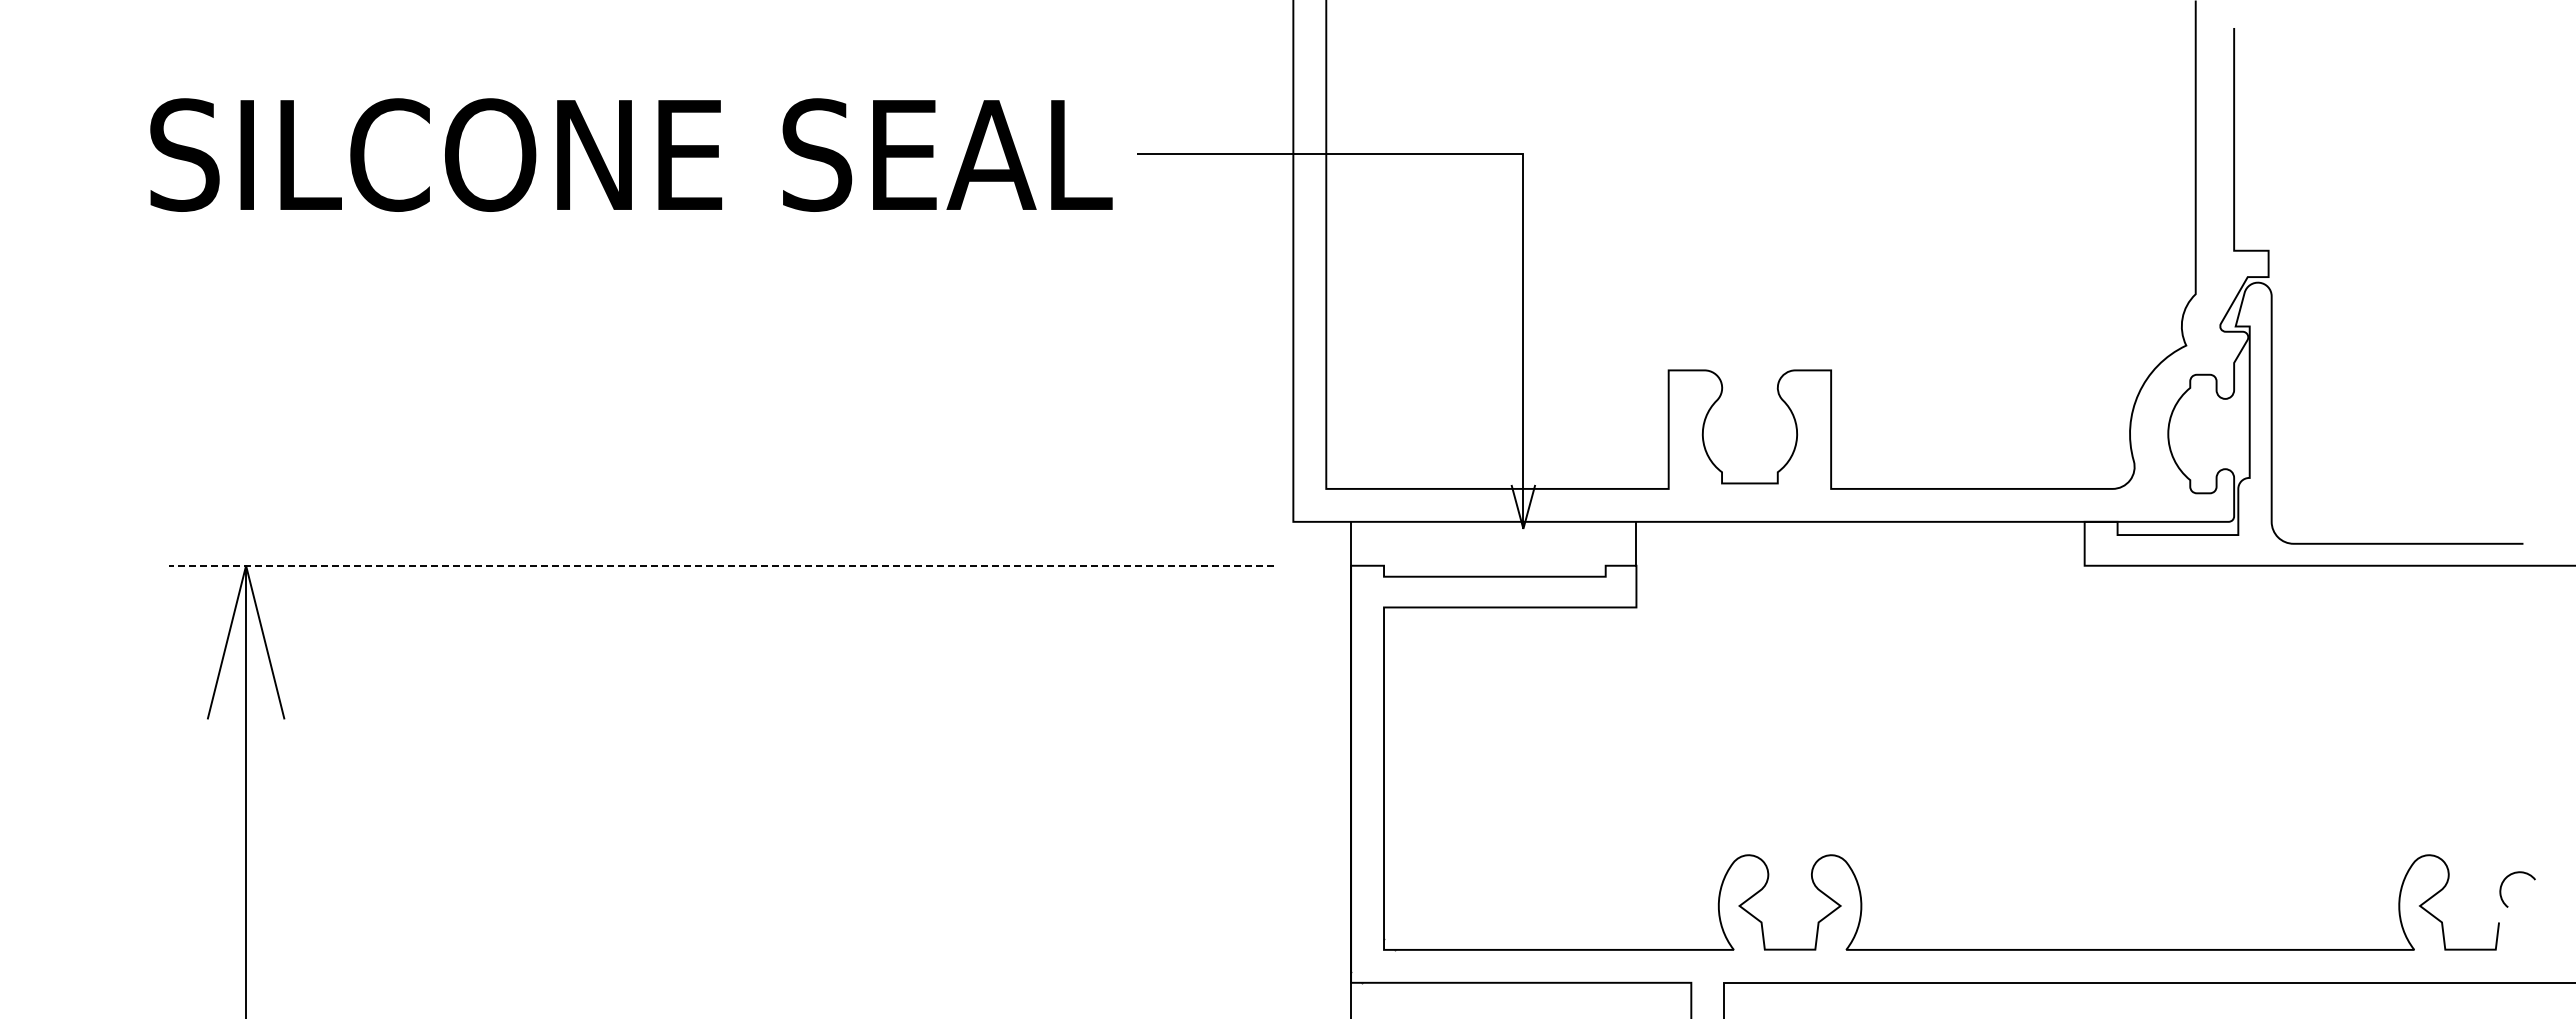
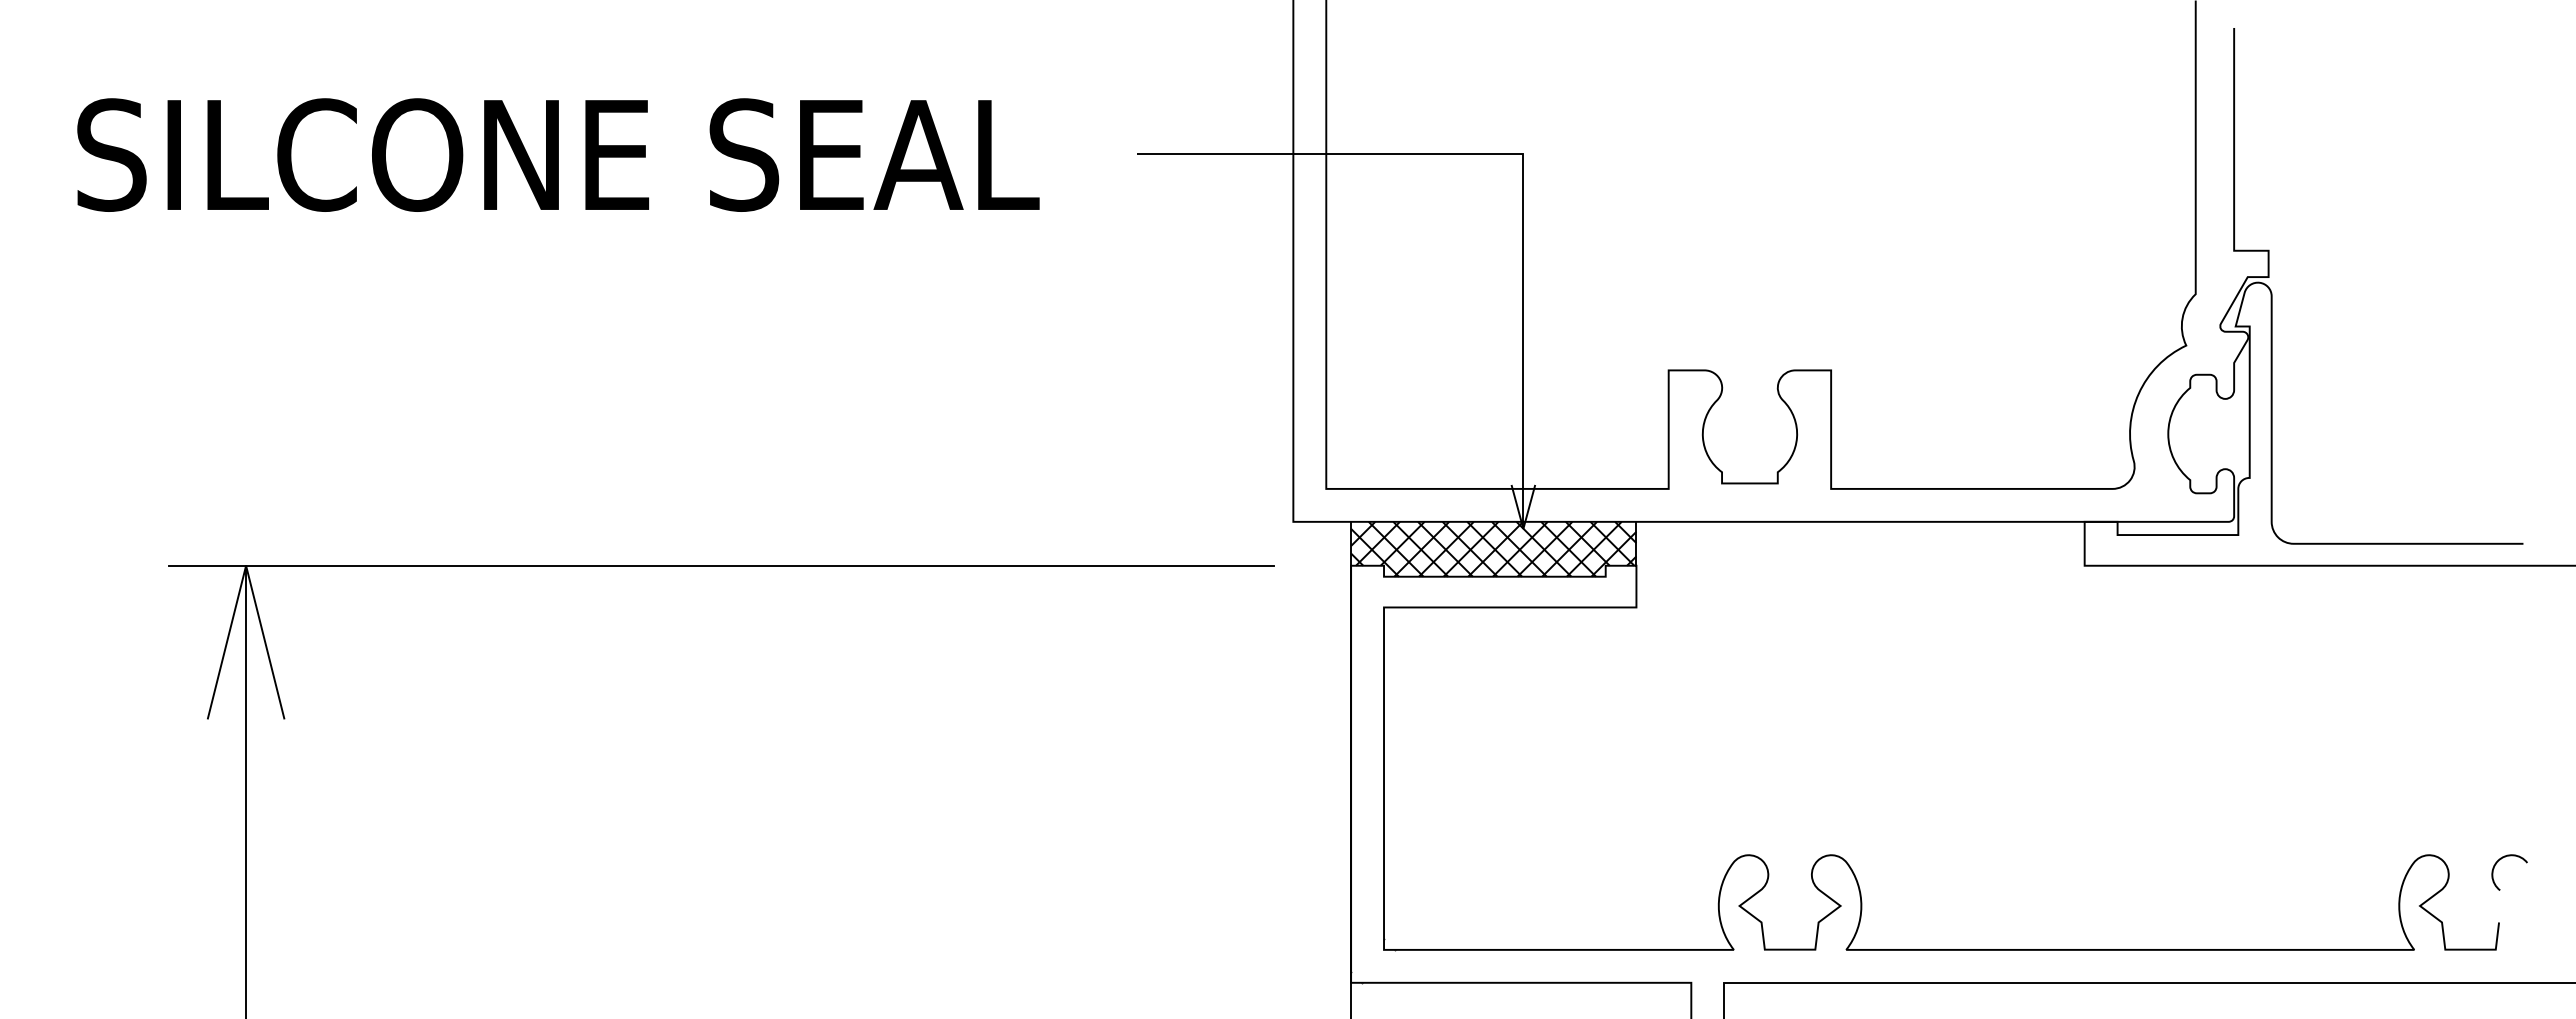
text position: (631, 154) -> (558, 154) (558, 154)
hatch: none -> present (1493, 548)
line: dashed -> solid (721, 565)
curve position: (2508, 877) -> (2500, 860) (2500, 860)
